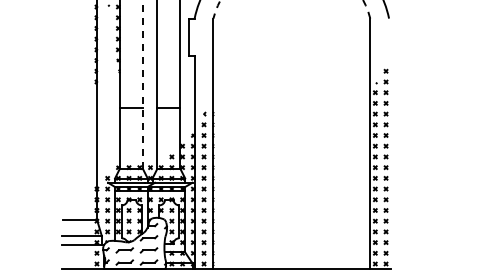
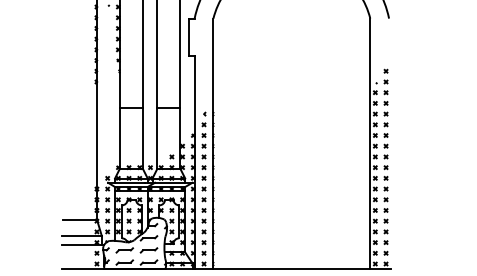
arc: dashed -> solid (220, 0)
line: dashed -> solid (142, 84)
